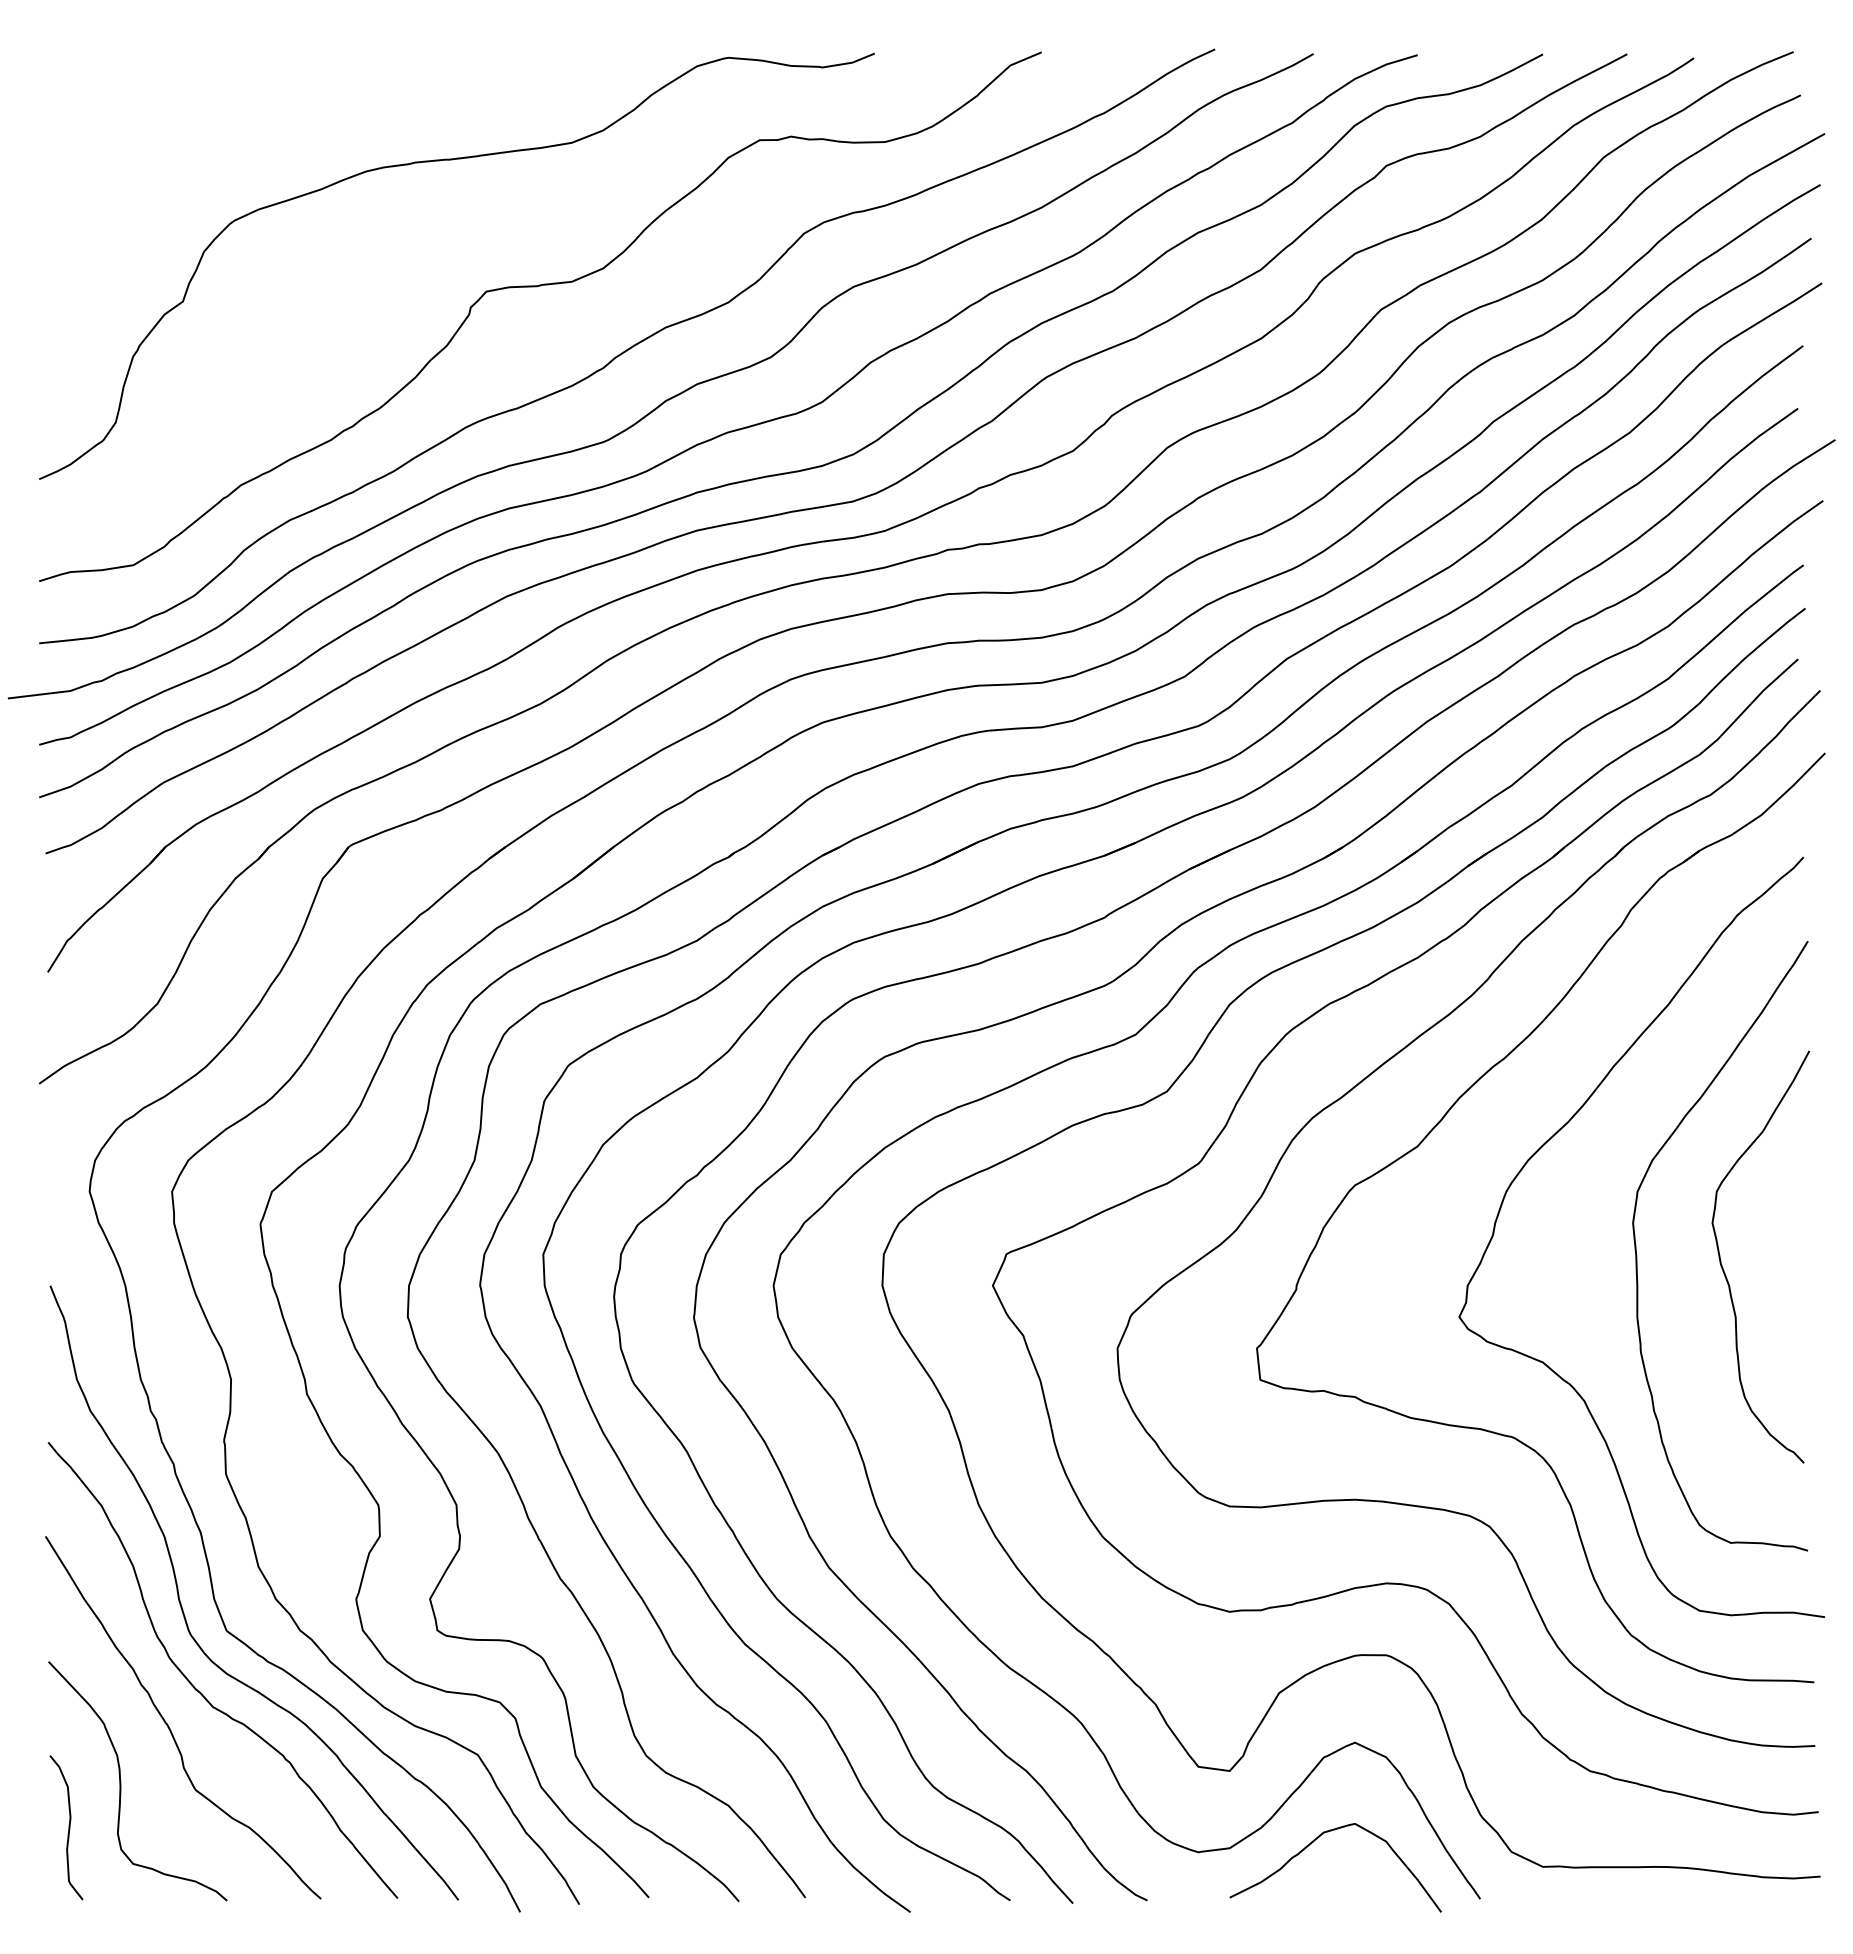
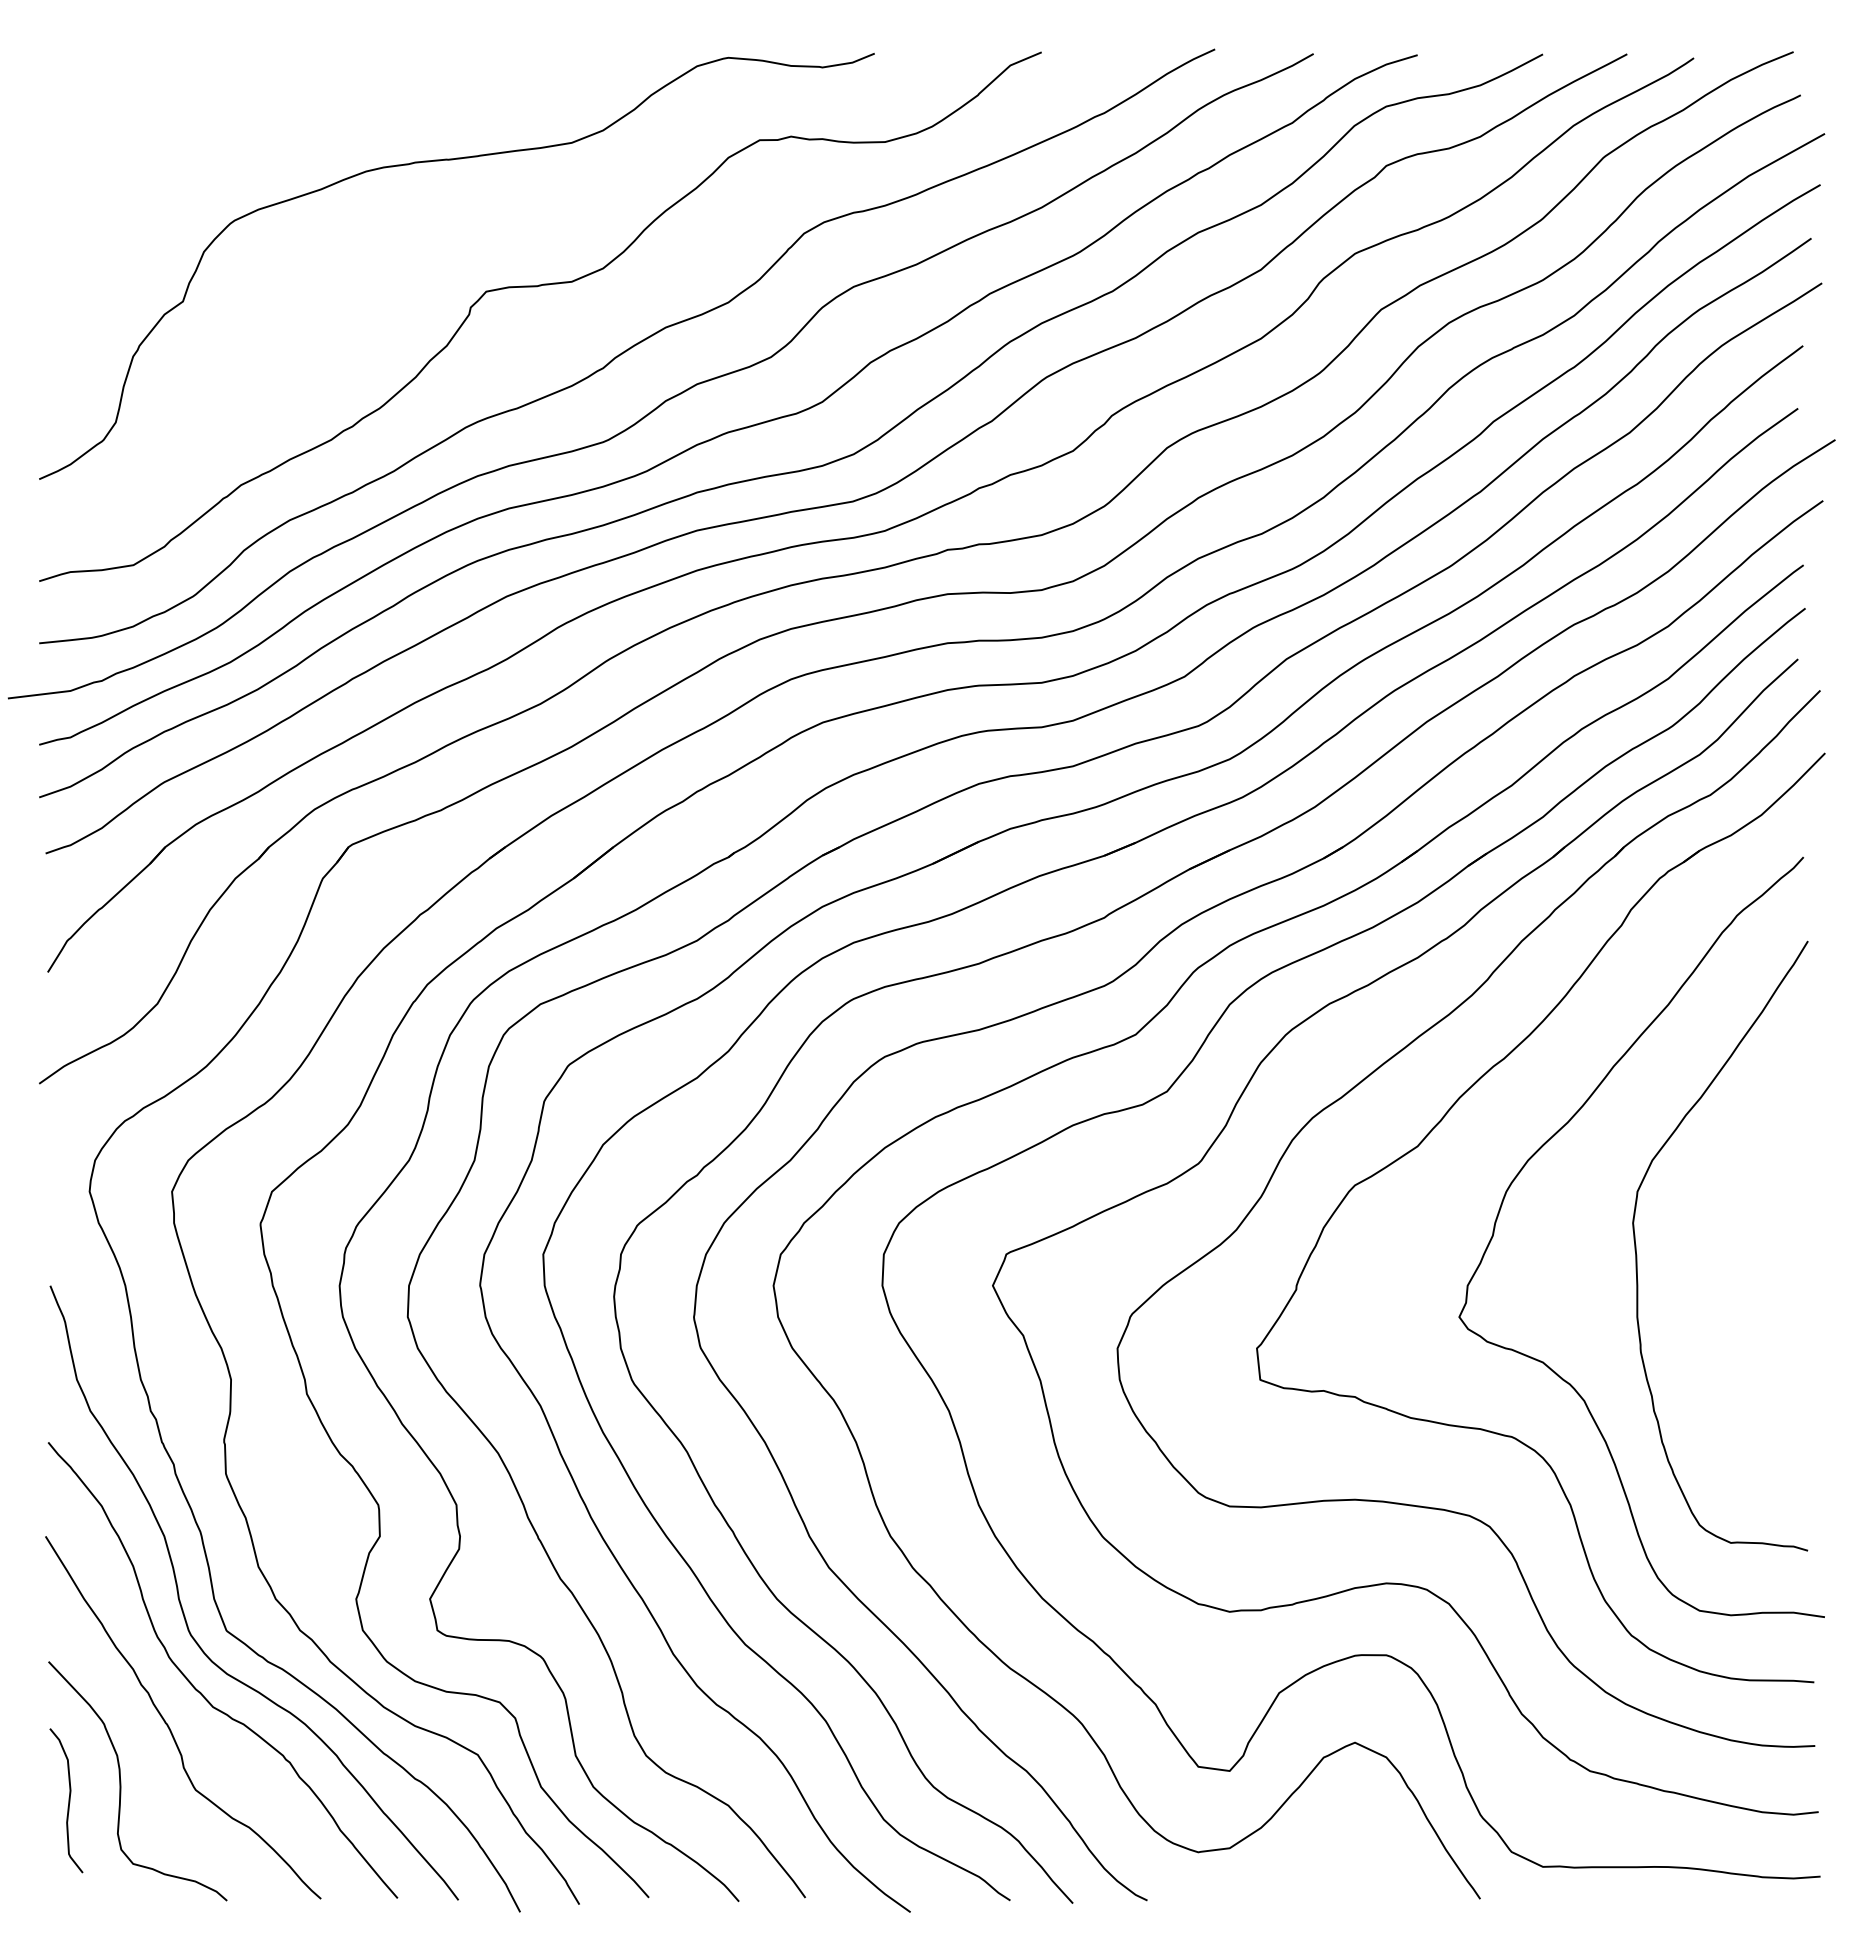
curve: present -> none (1723, 1267)
curve position: (68, 1827) -> (68, 1800) (68, 1800)
curve: present -> none (1312, 1843)
